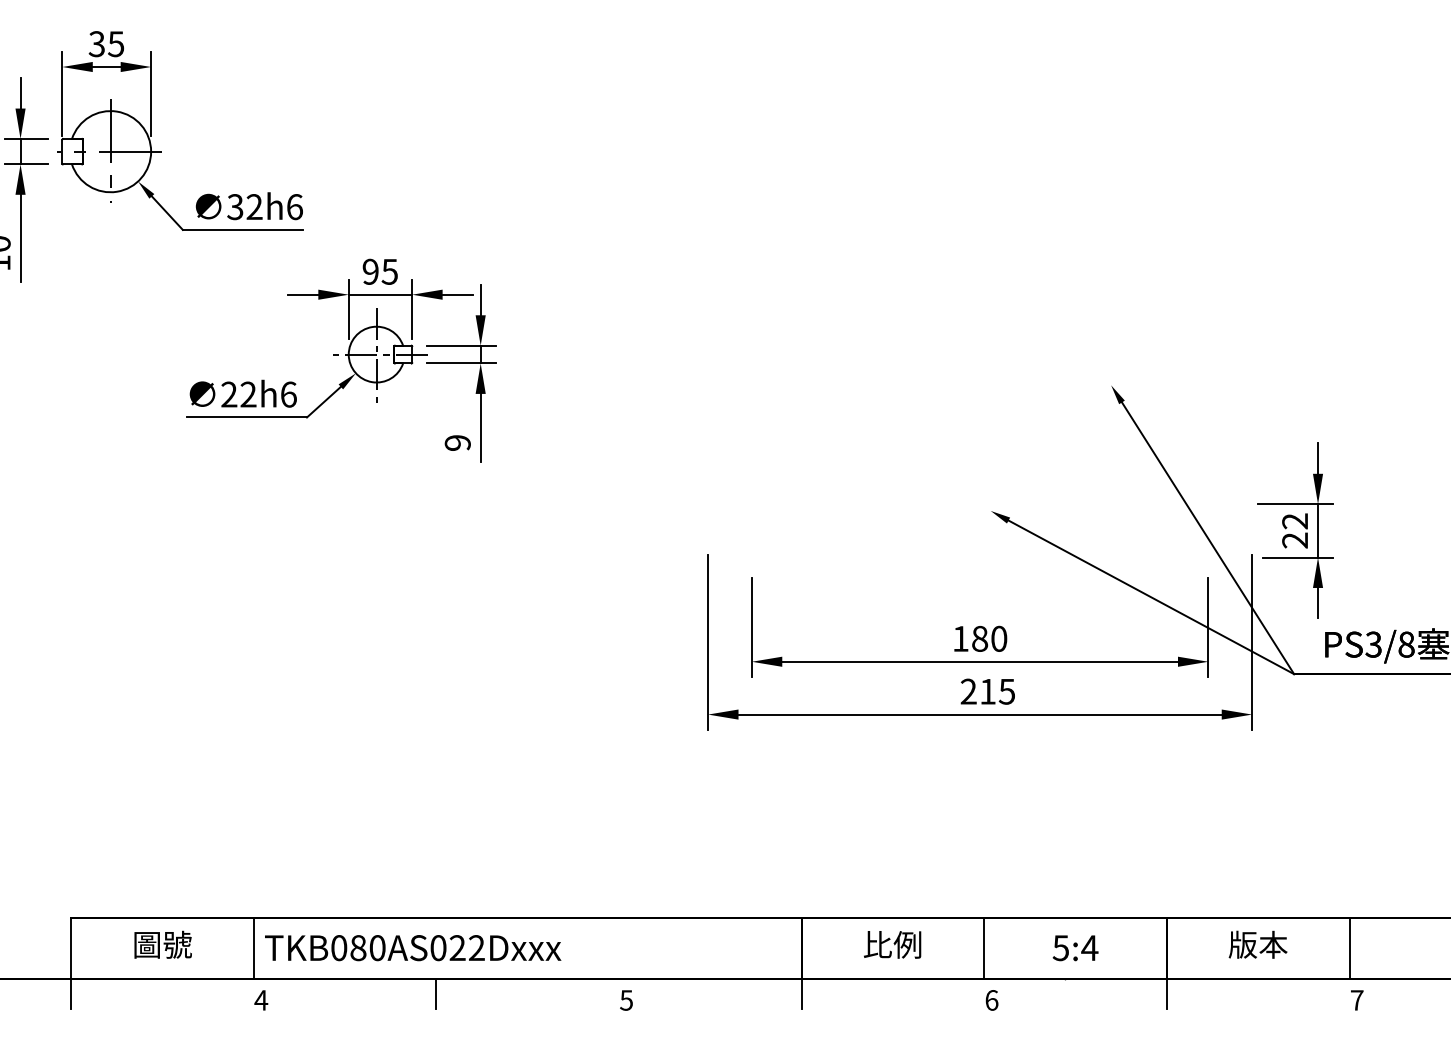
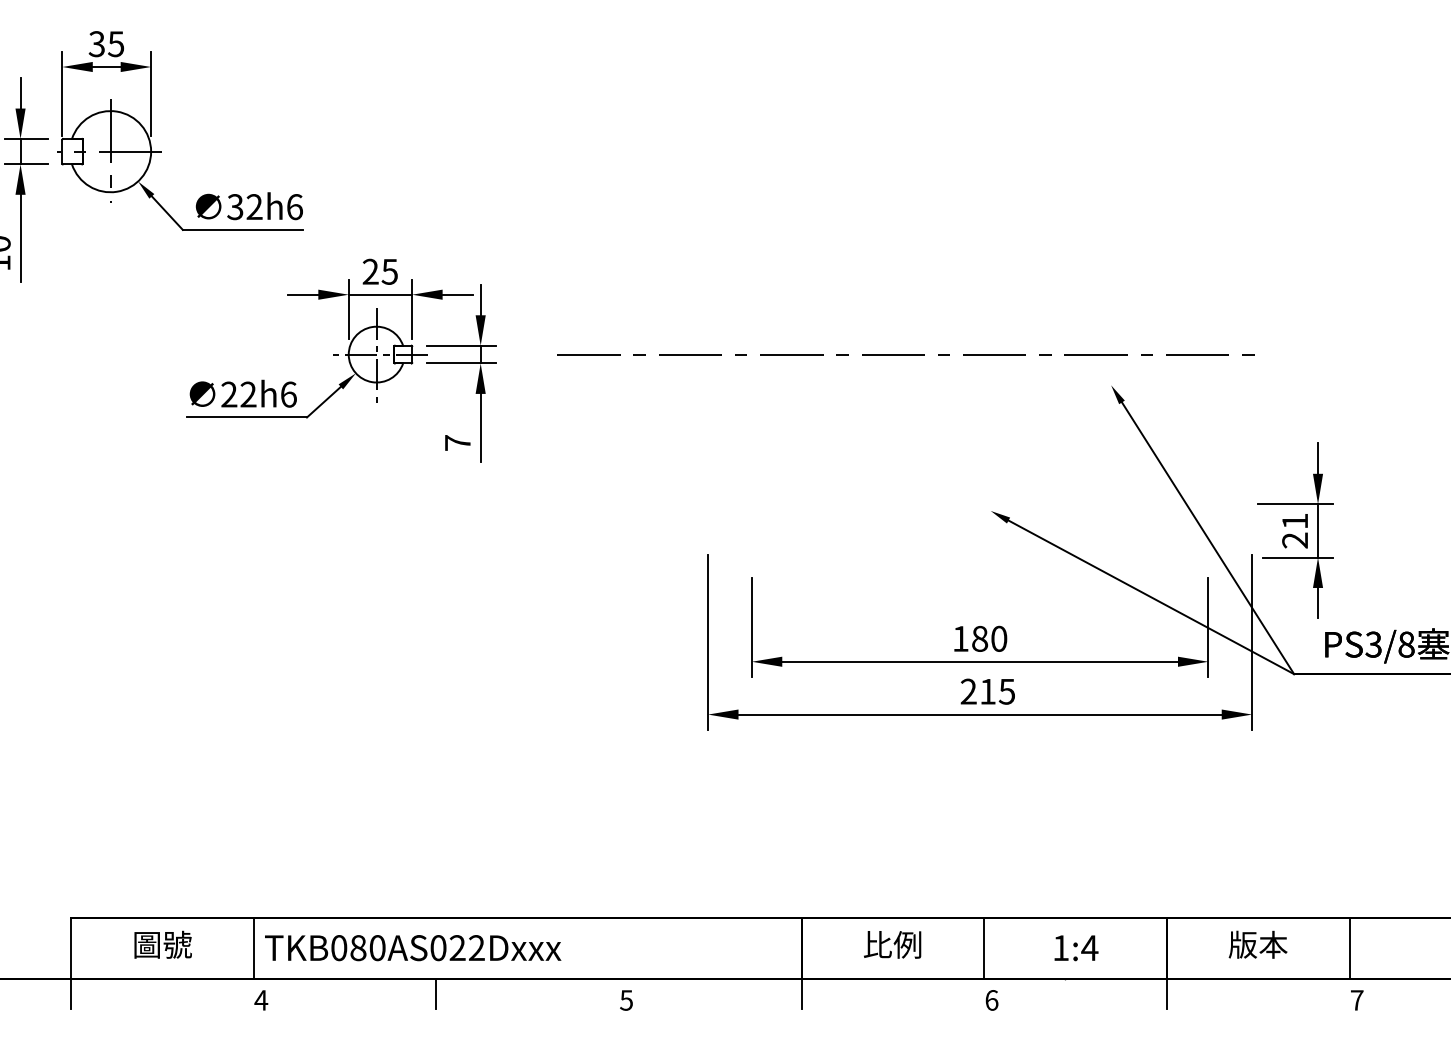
text: 95 -> 25 (370, 271)
line: none -> present (905, 354)
text: 9 -> 7 (457, 442)
text: 22 -> 21 (1294, 521)
text: 5:4 -> 1:4 (1060, 948)
